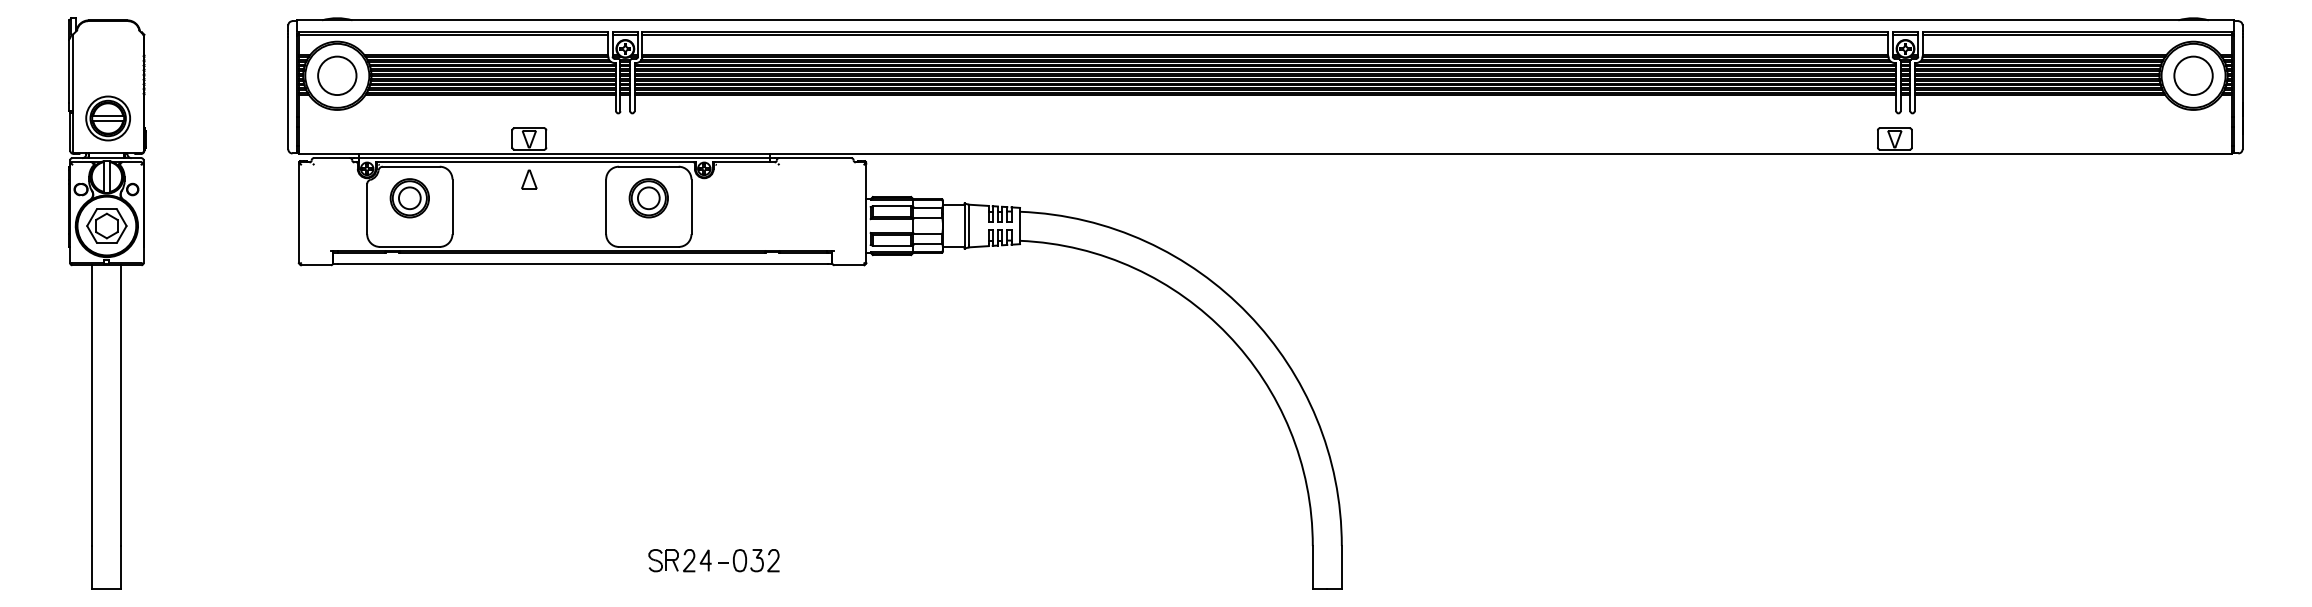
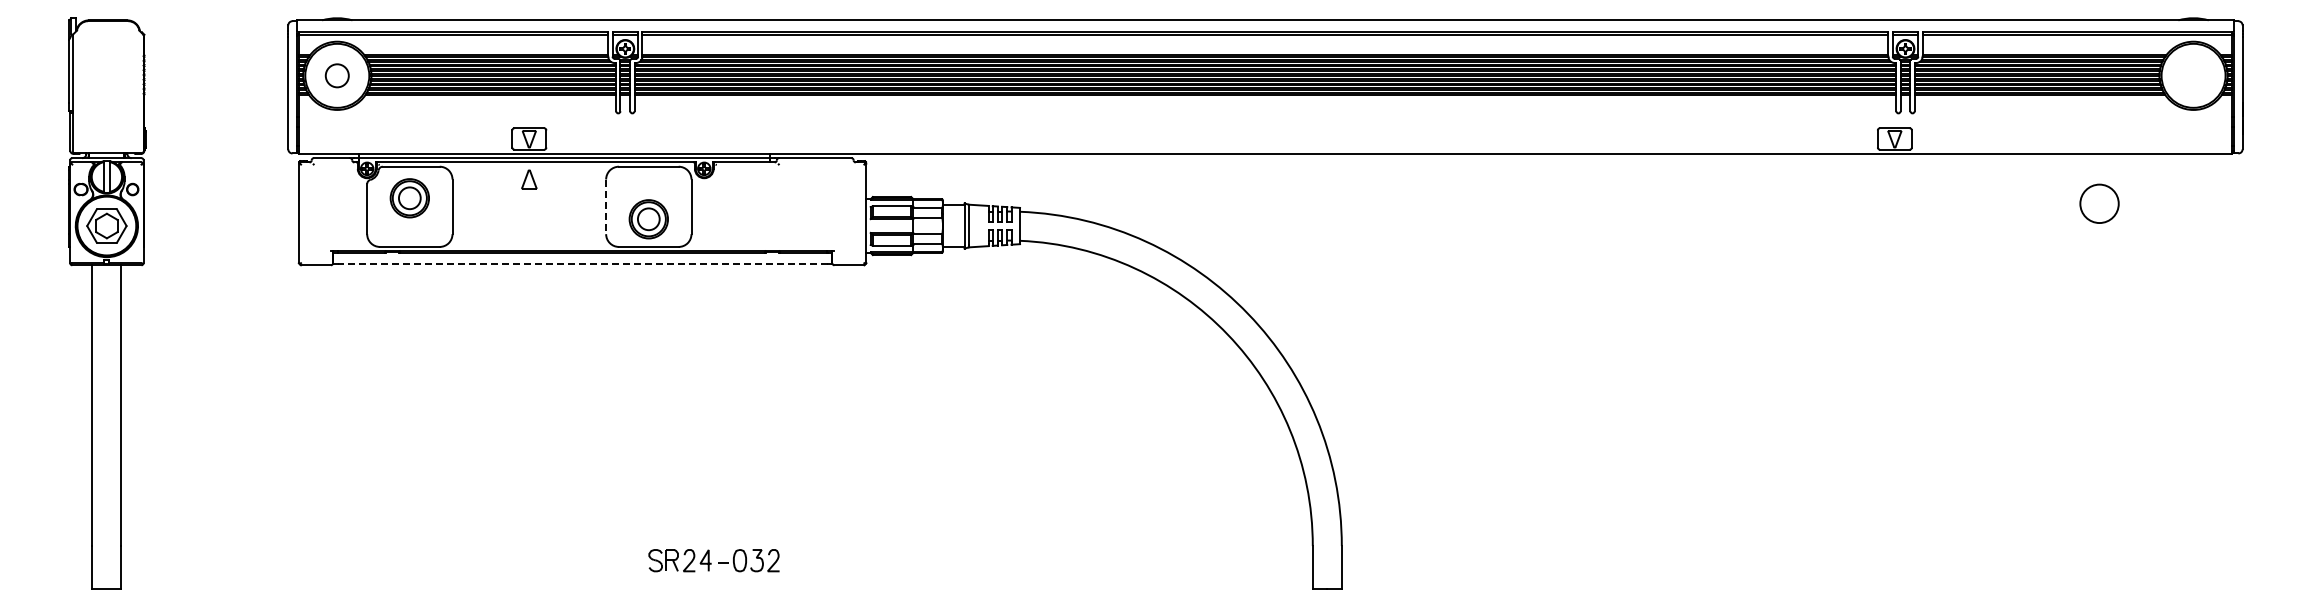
circle diameter: 38 px -> 23 px (336, 75)
circle position: (2193, 75) -> (2099, 203) (2099, 203)
part: present -> none (107, 118)
part position: (648, 198) -> (648, 219) (648, 219)
line: solid -> dashed (606, 207)
line: solid -> dashed (582, 263)
